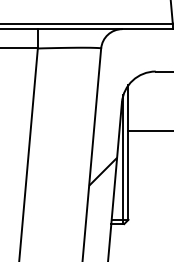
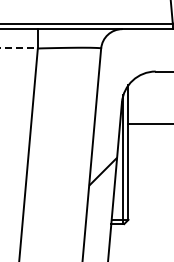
line: solid -> dashed (19, 48)
line position: (149, 130) -> (149, 123) (149, 123)
